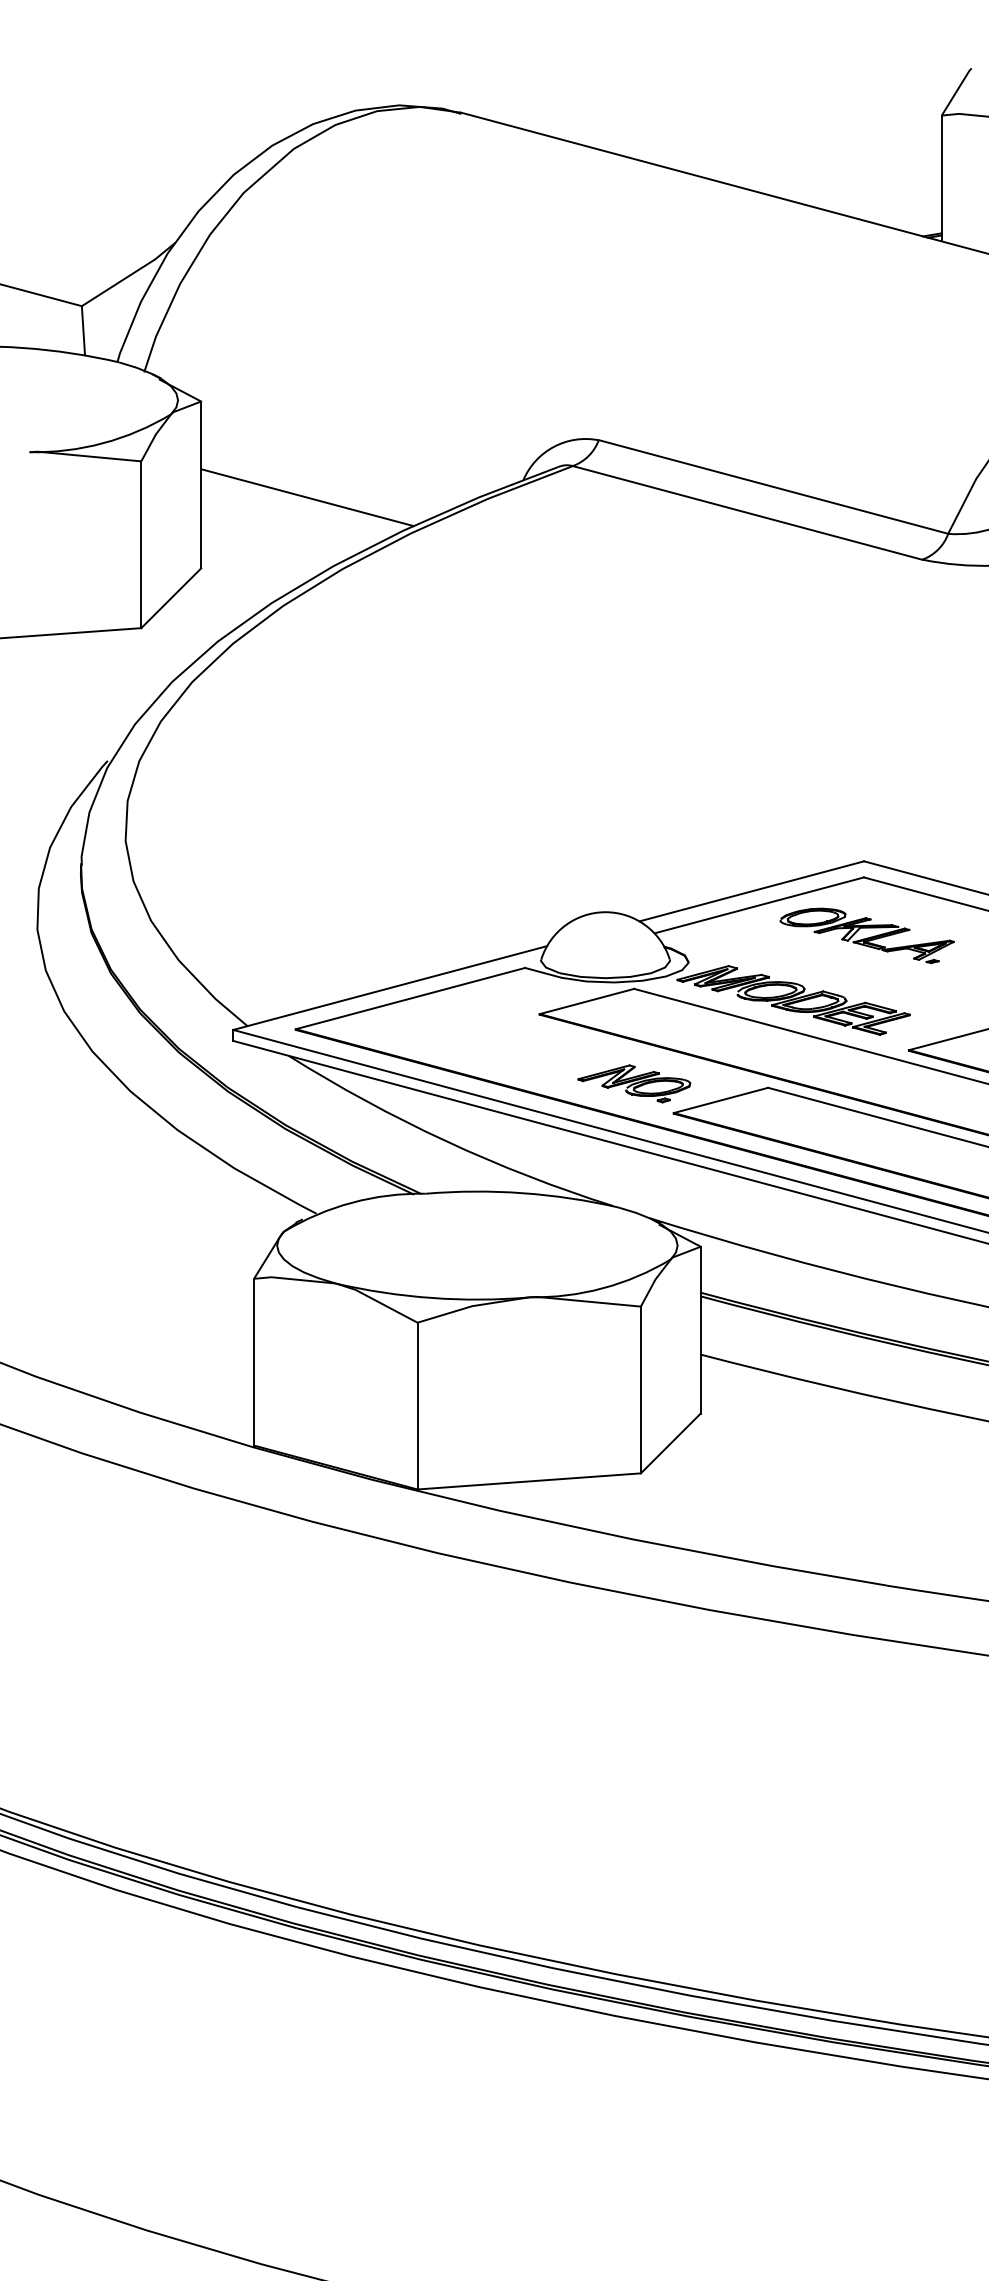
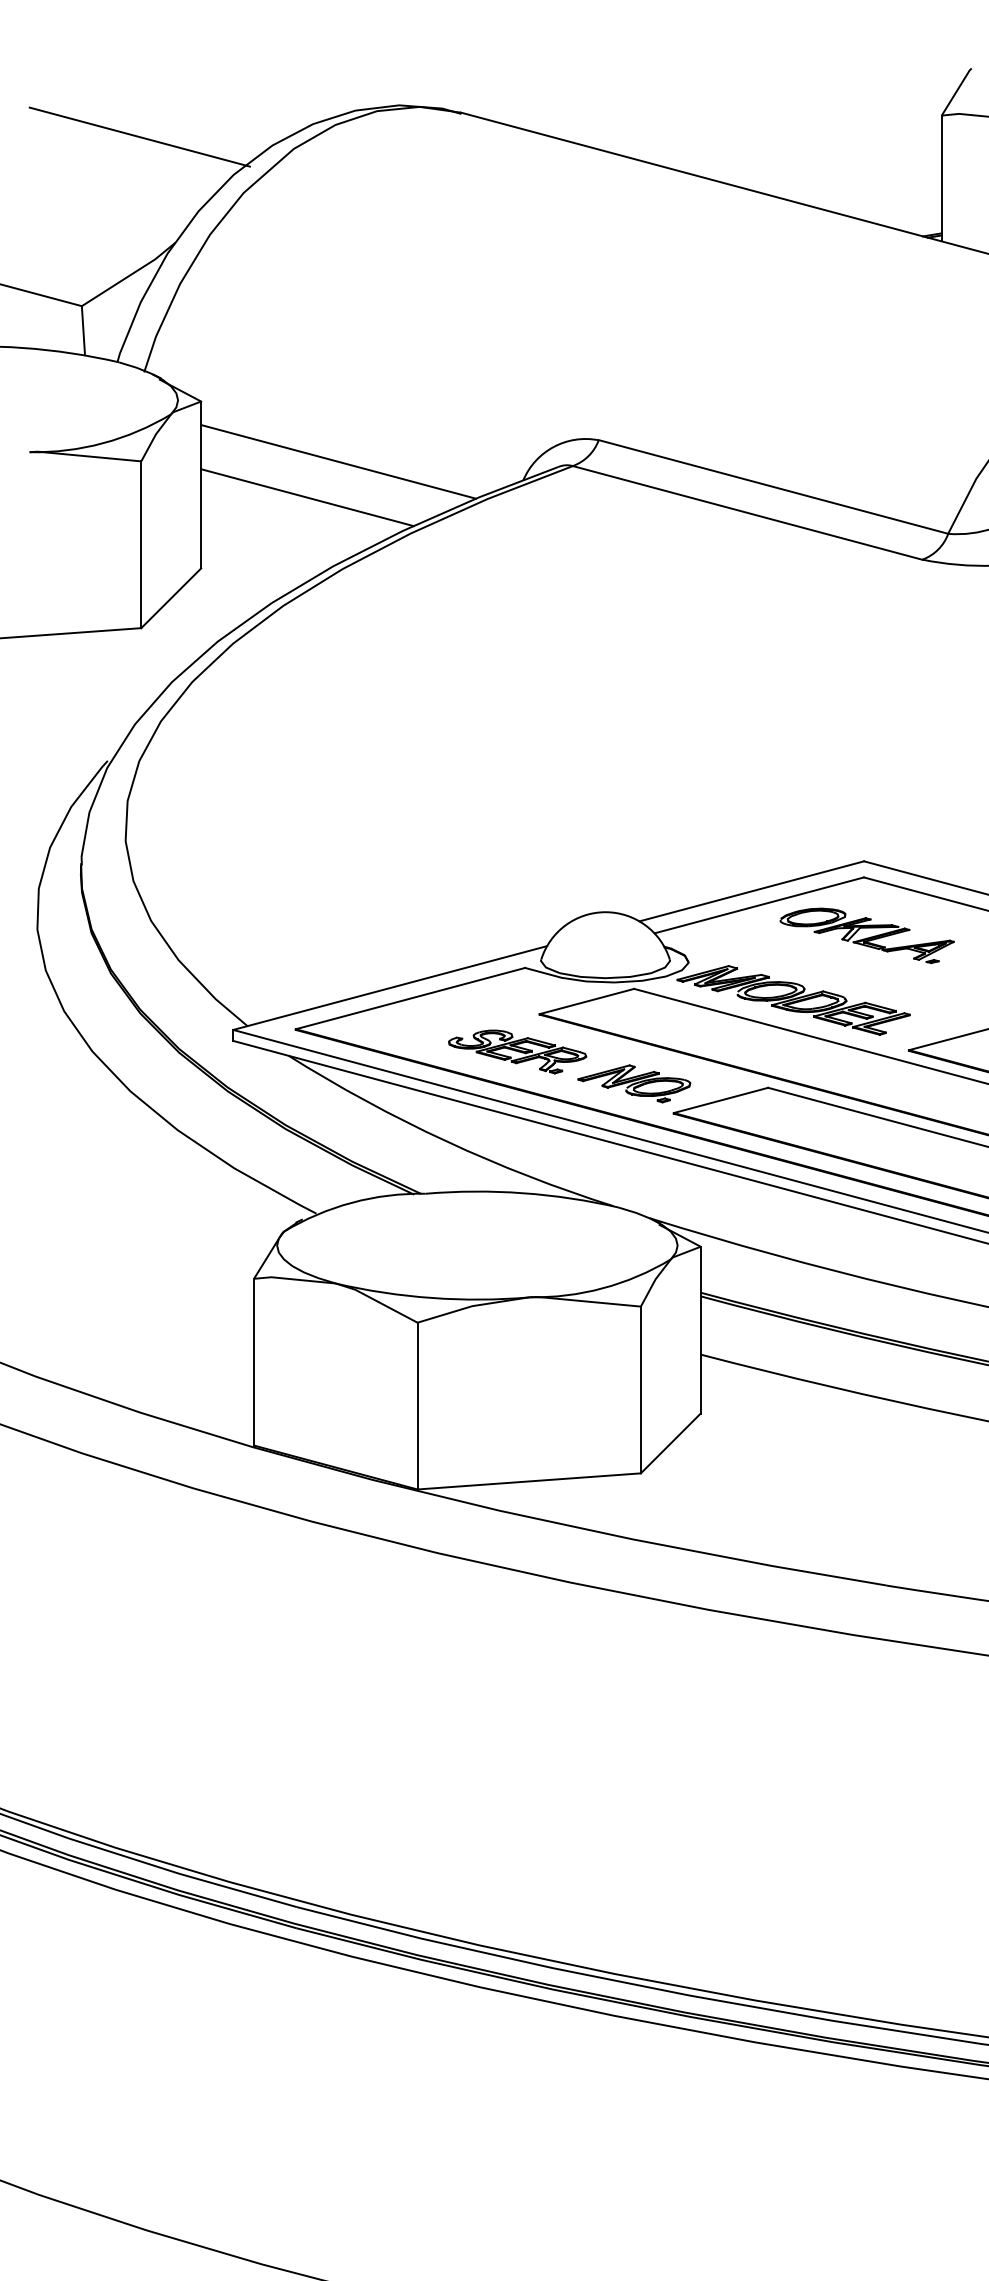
line: none -> present (139, 136)
line: none -> present (338, 461)
part: none -> present (517, 1051)
